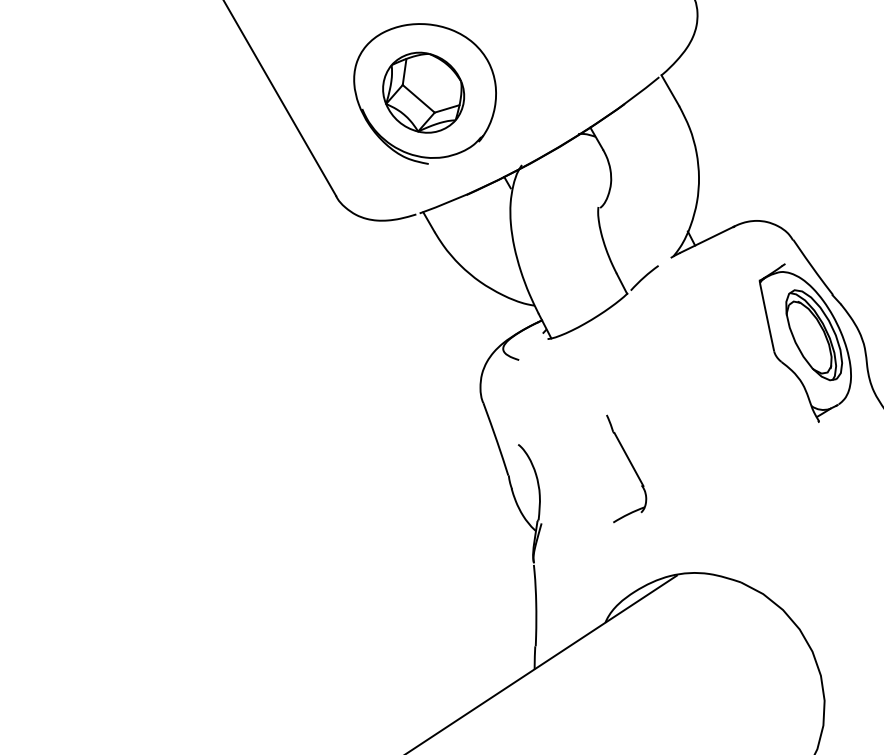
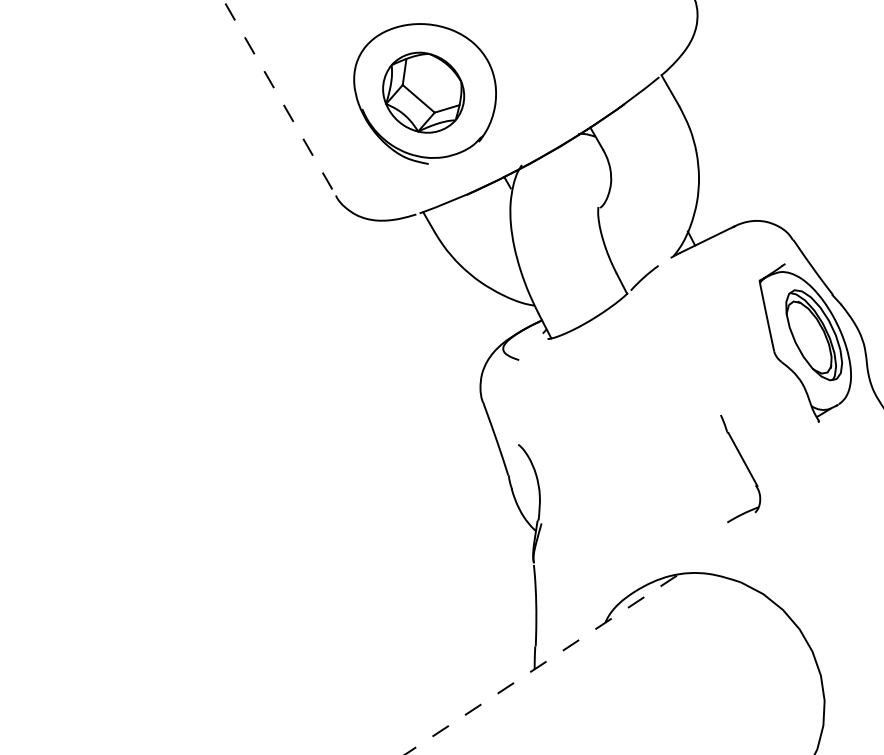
line: solid -> dashed (279, 98)
part position: (626, 468) -> (740, 468) (740, 468)
line: solid -> dashed (540, 665)
